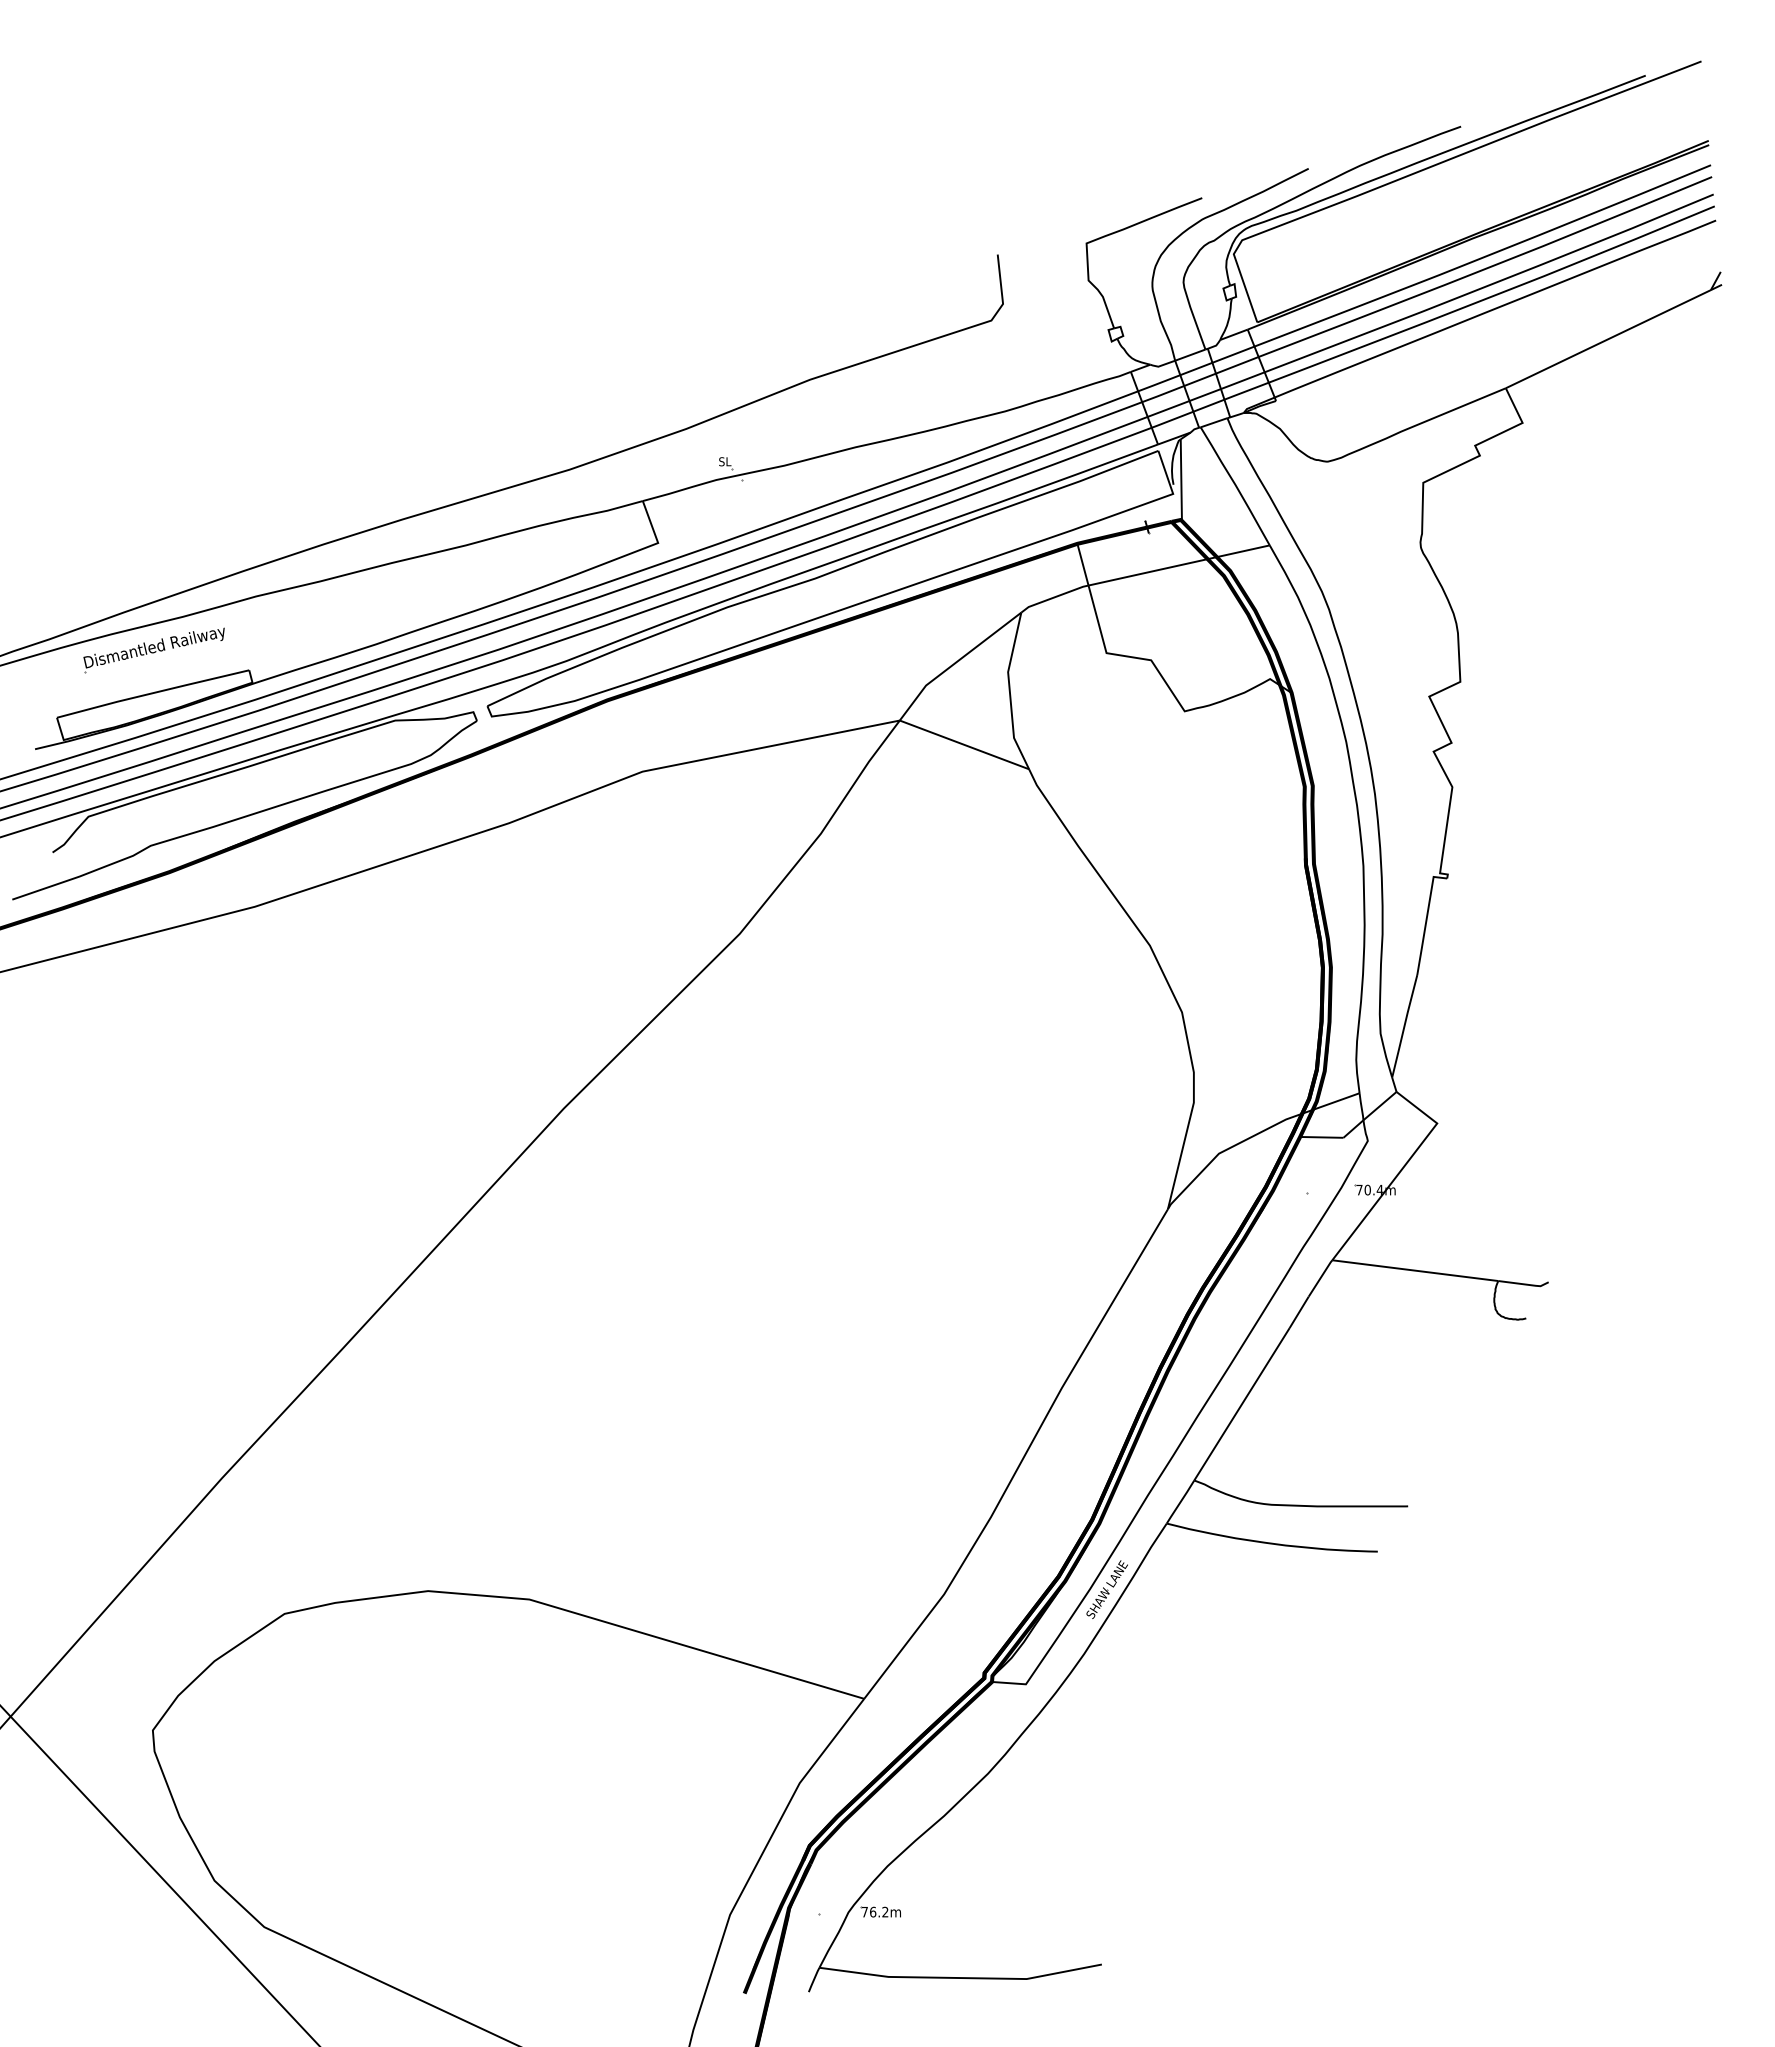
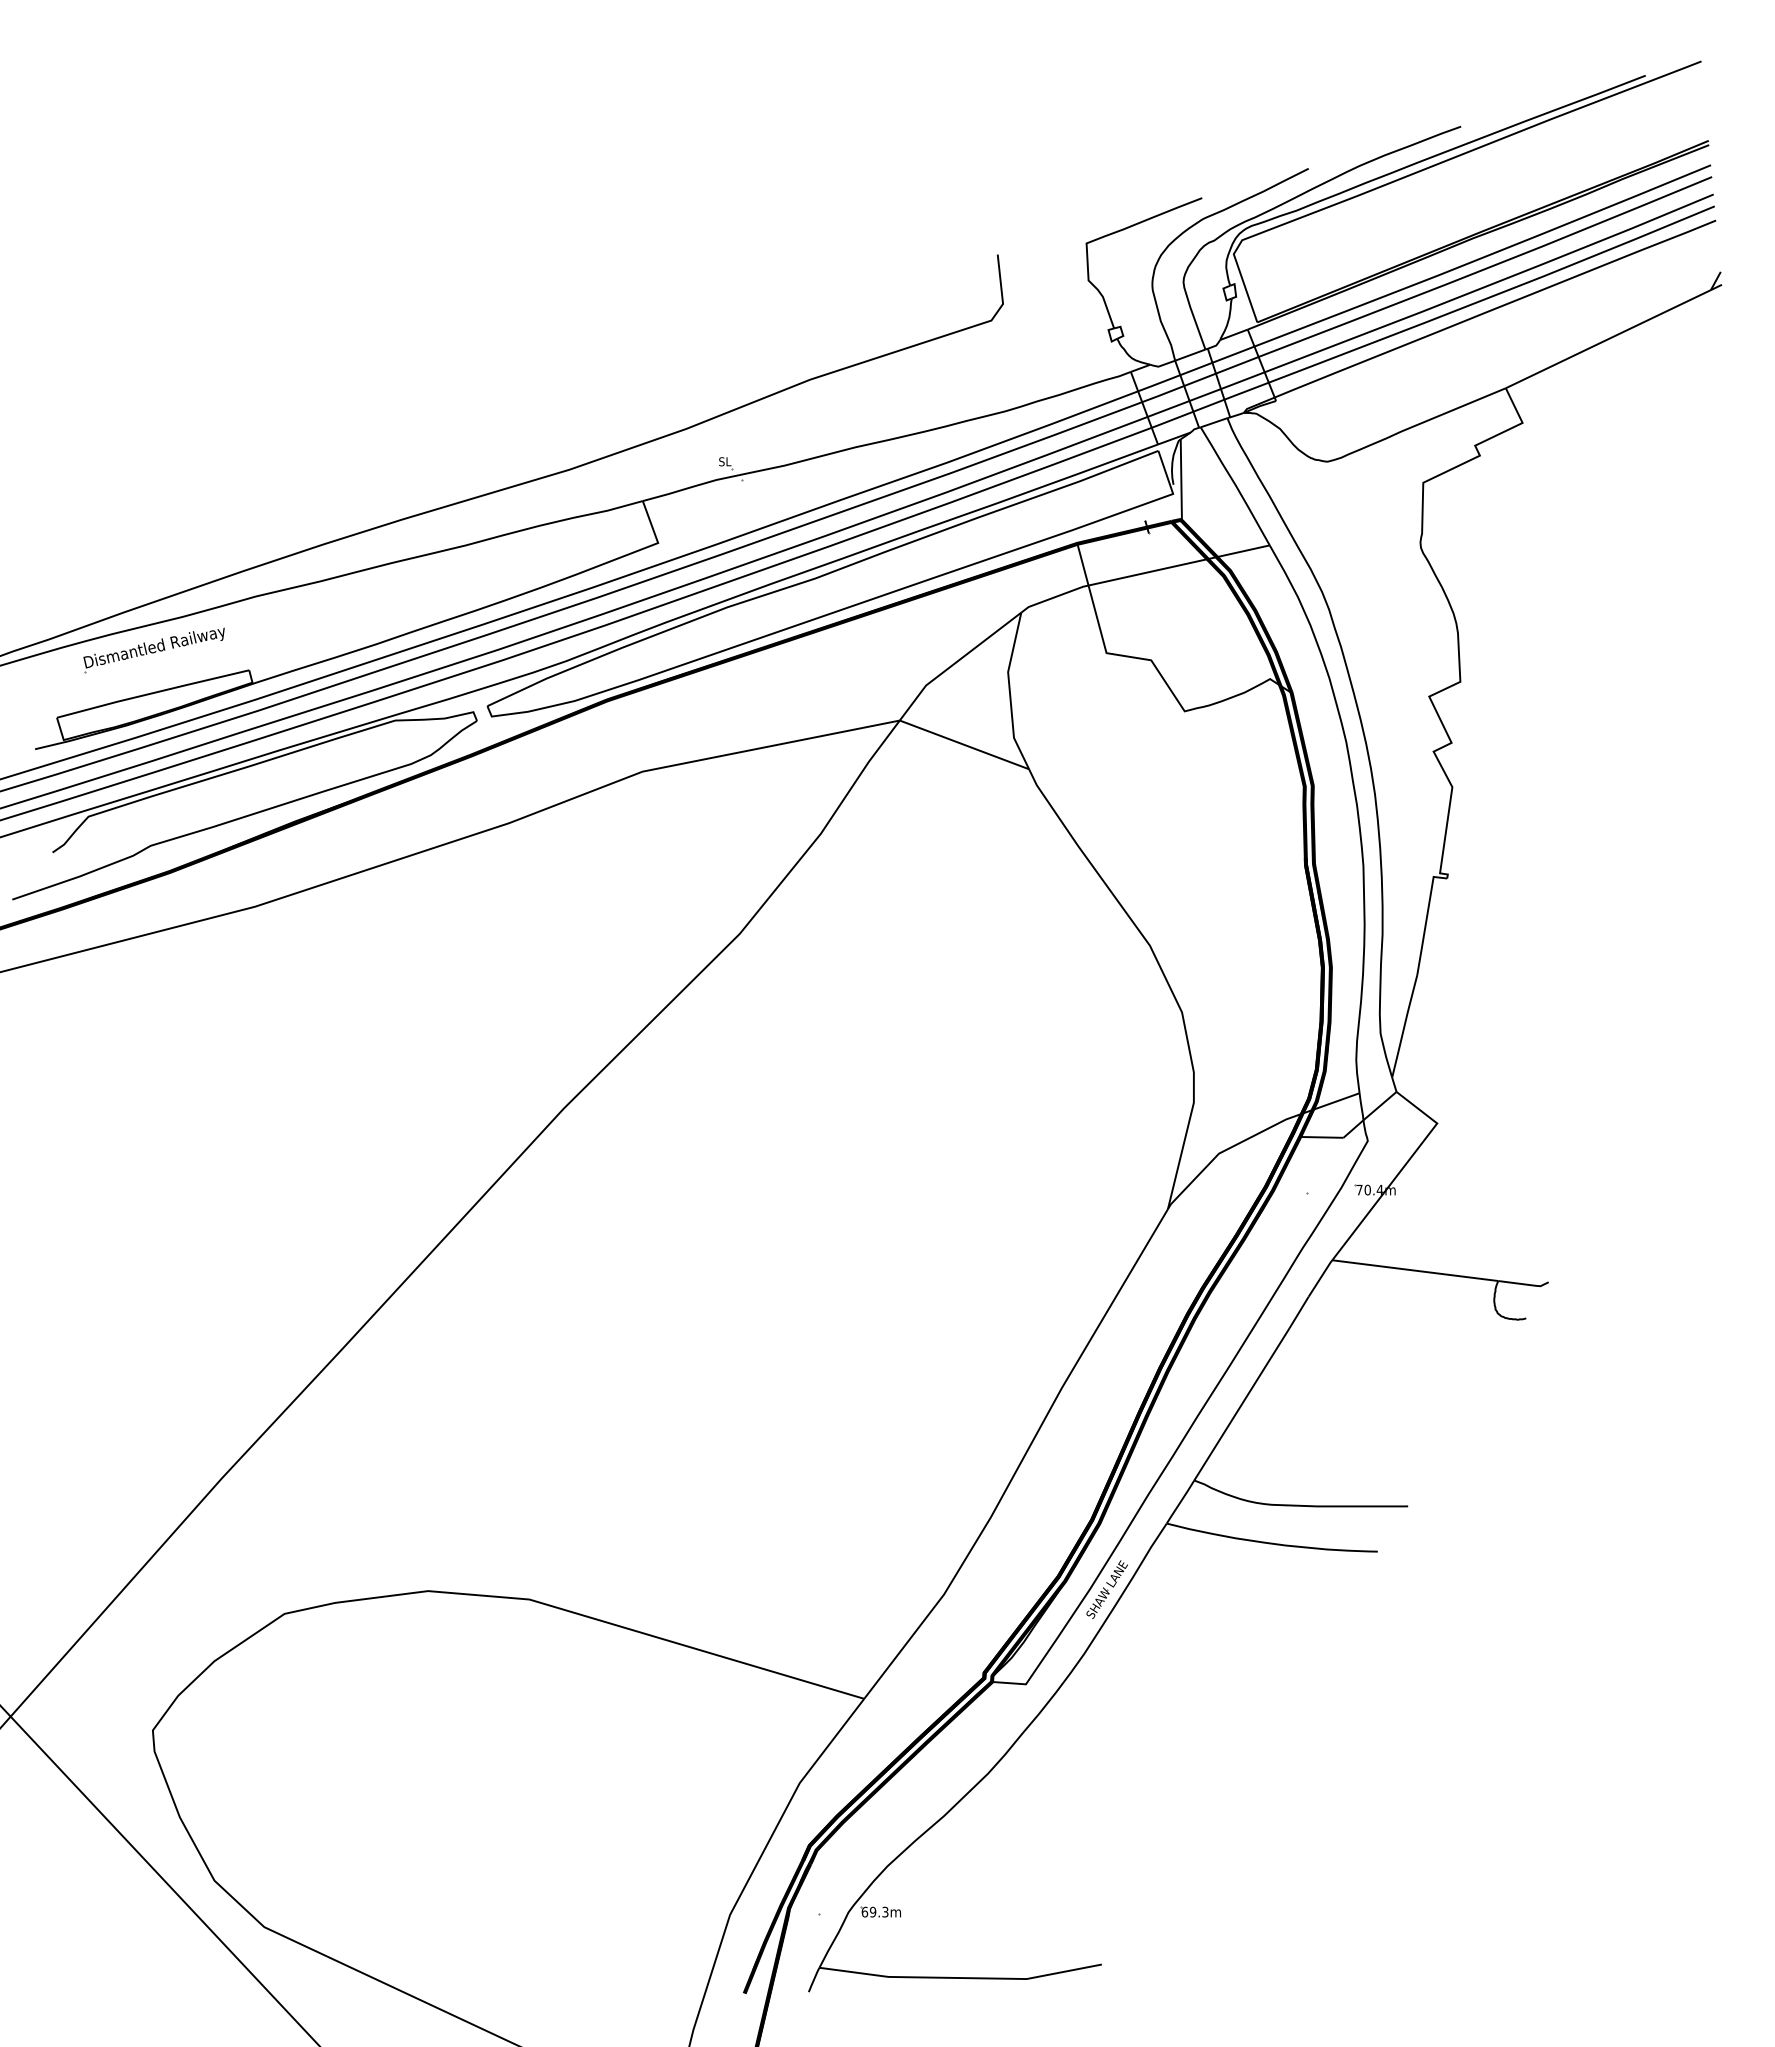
text: 76.2m -> 69.3m (874, 1911)
